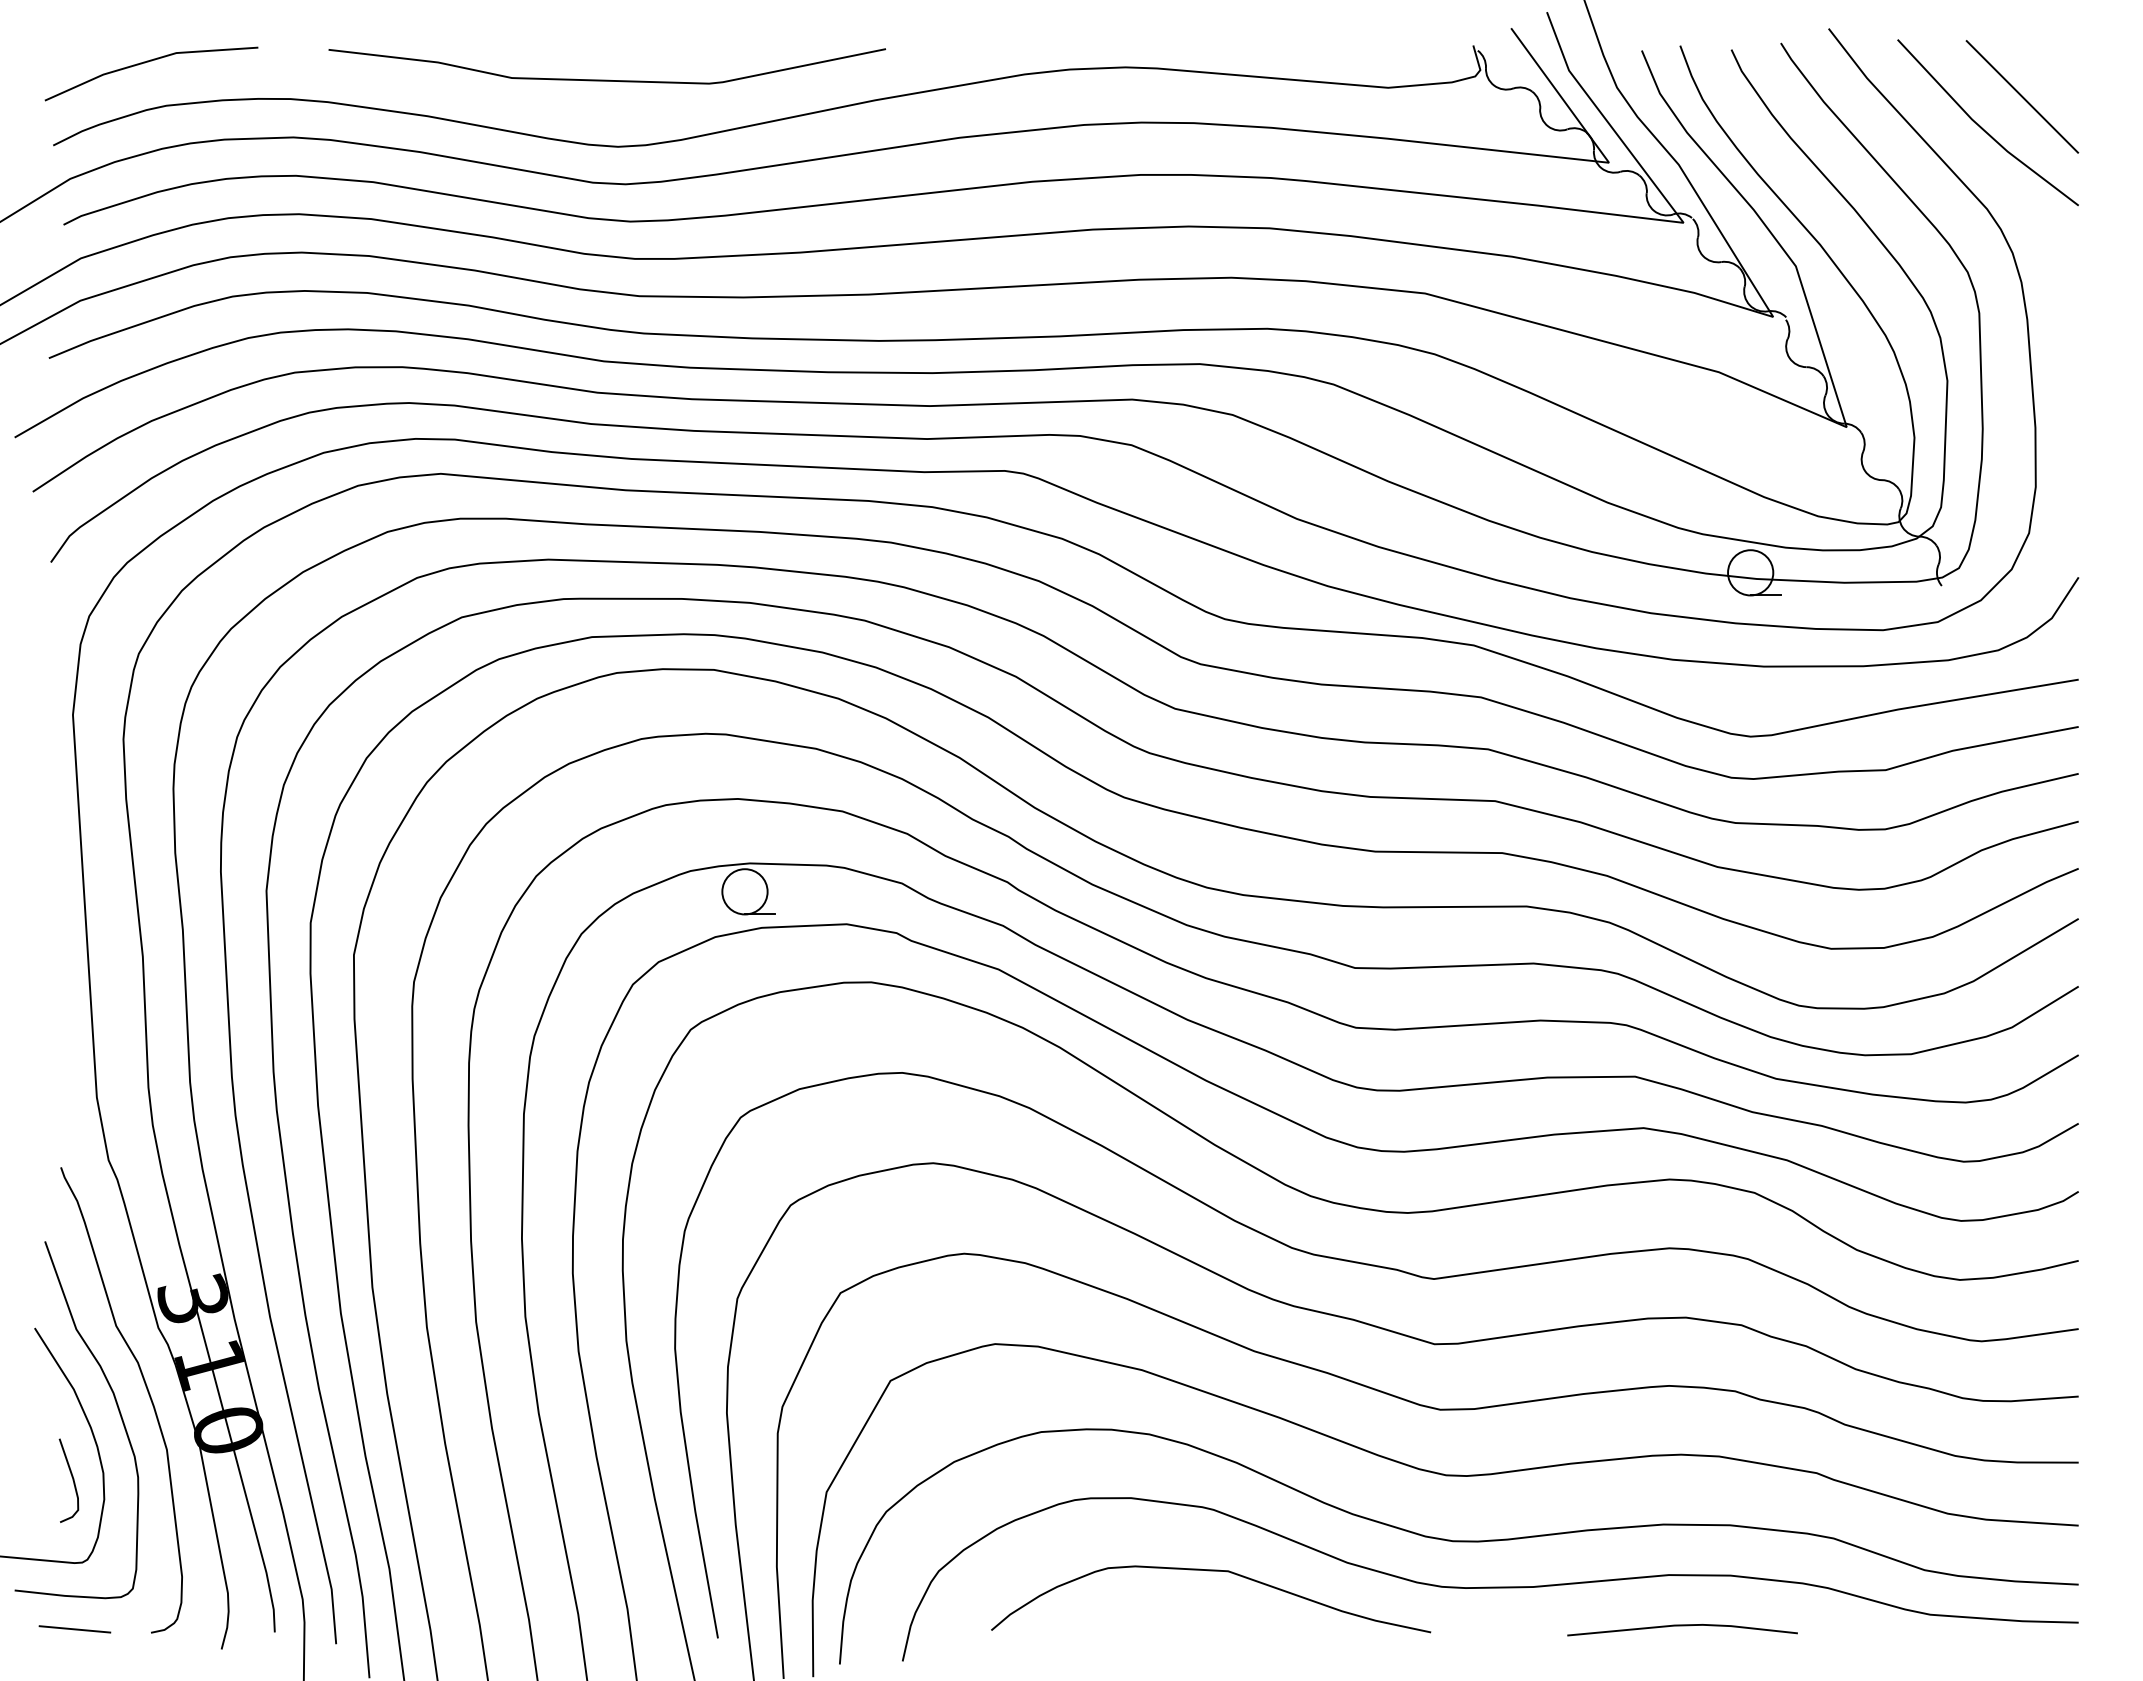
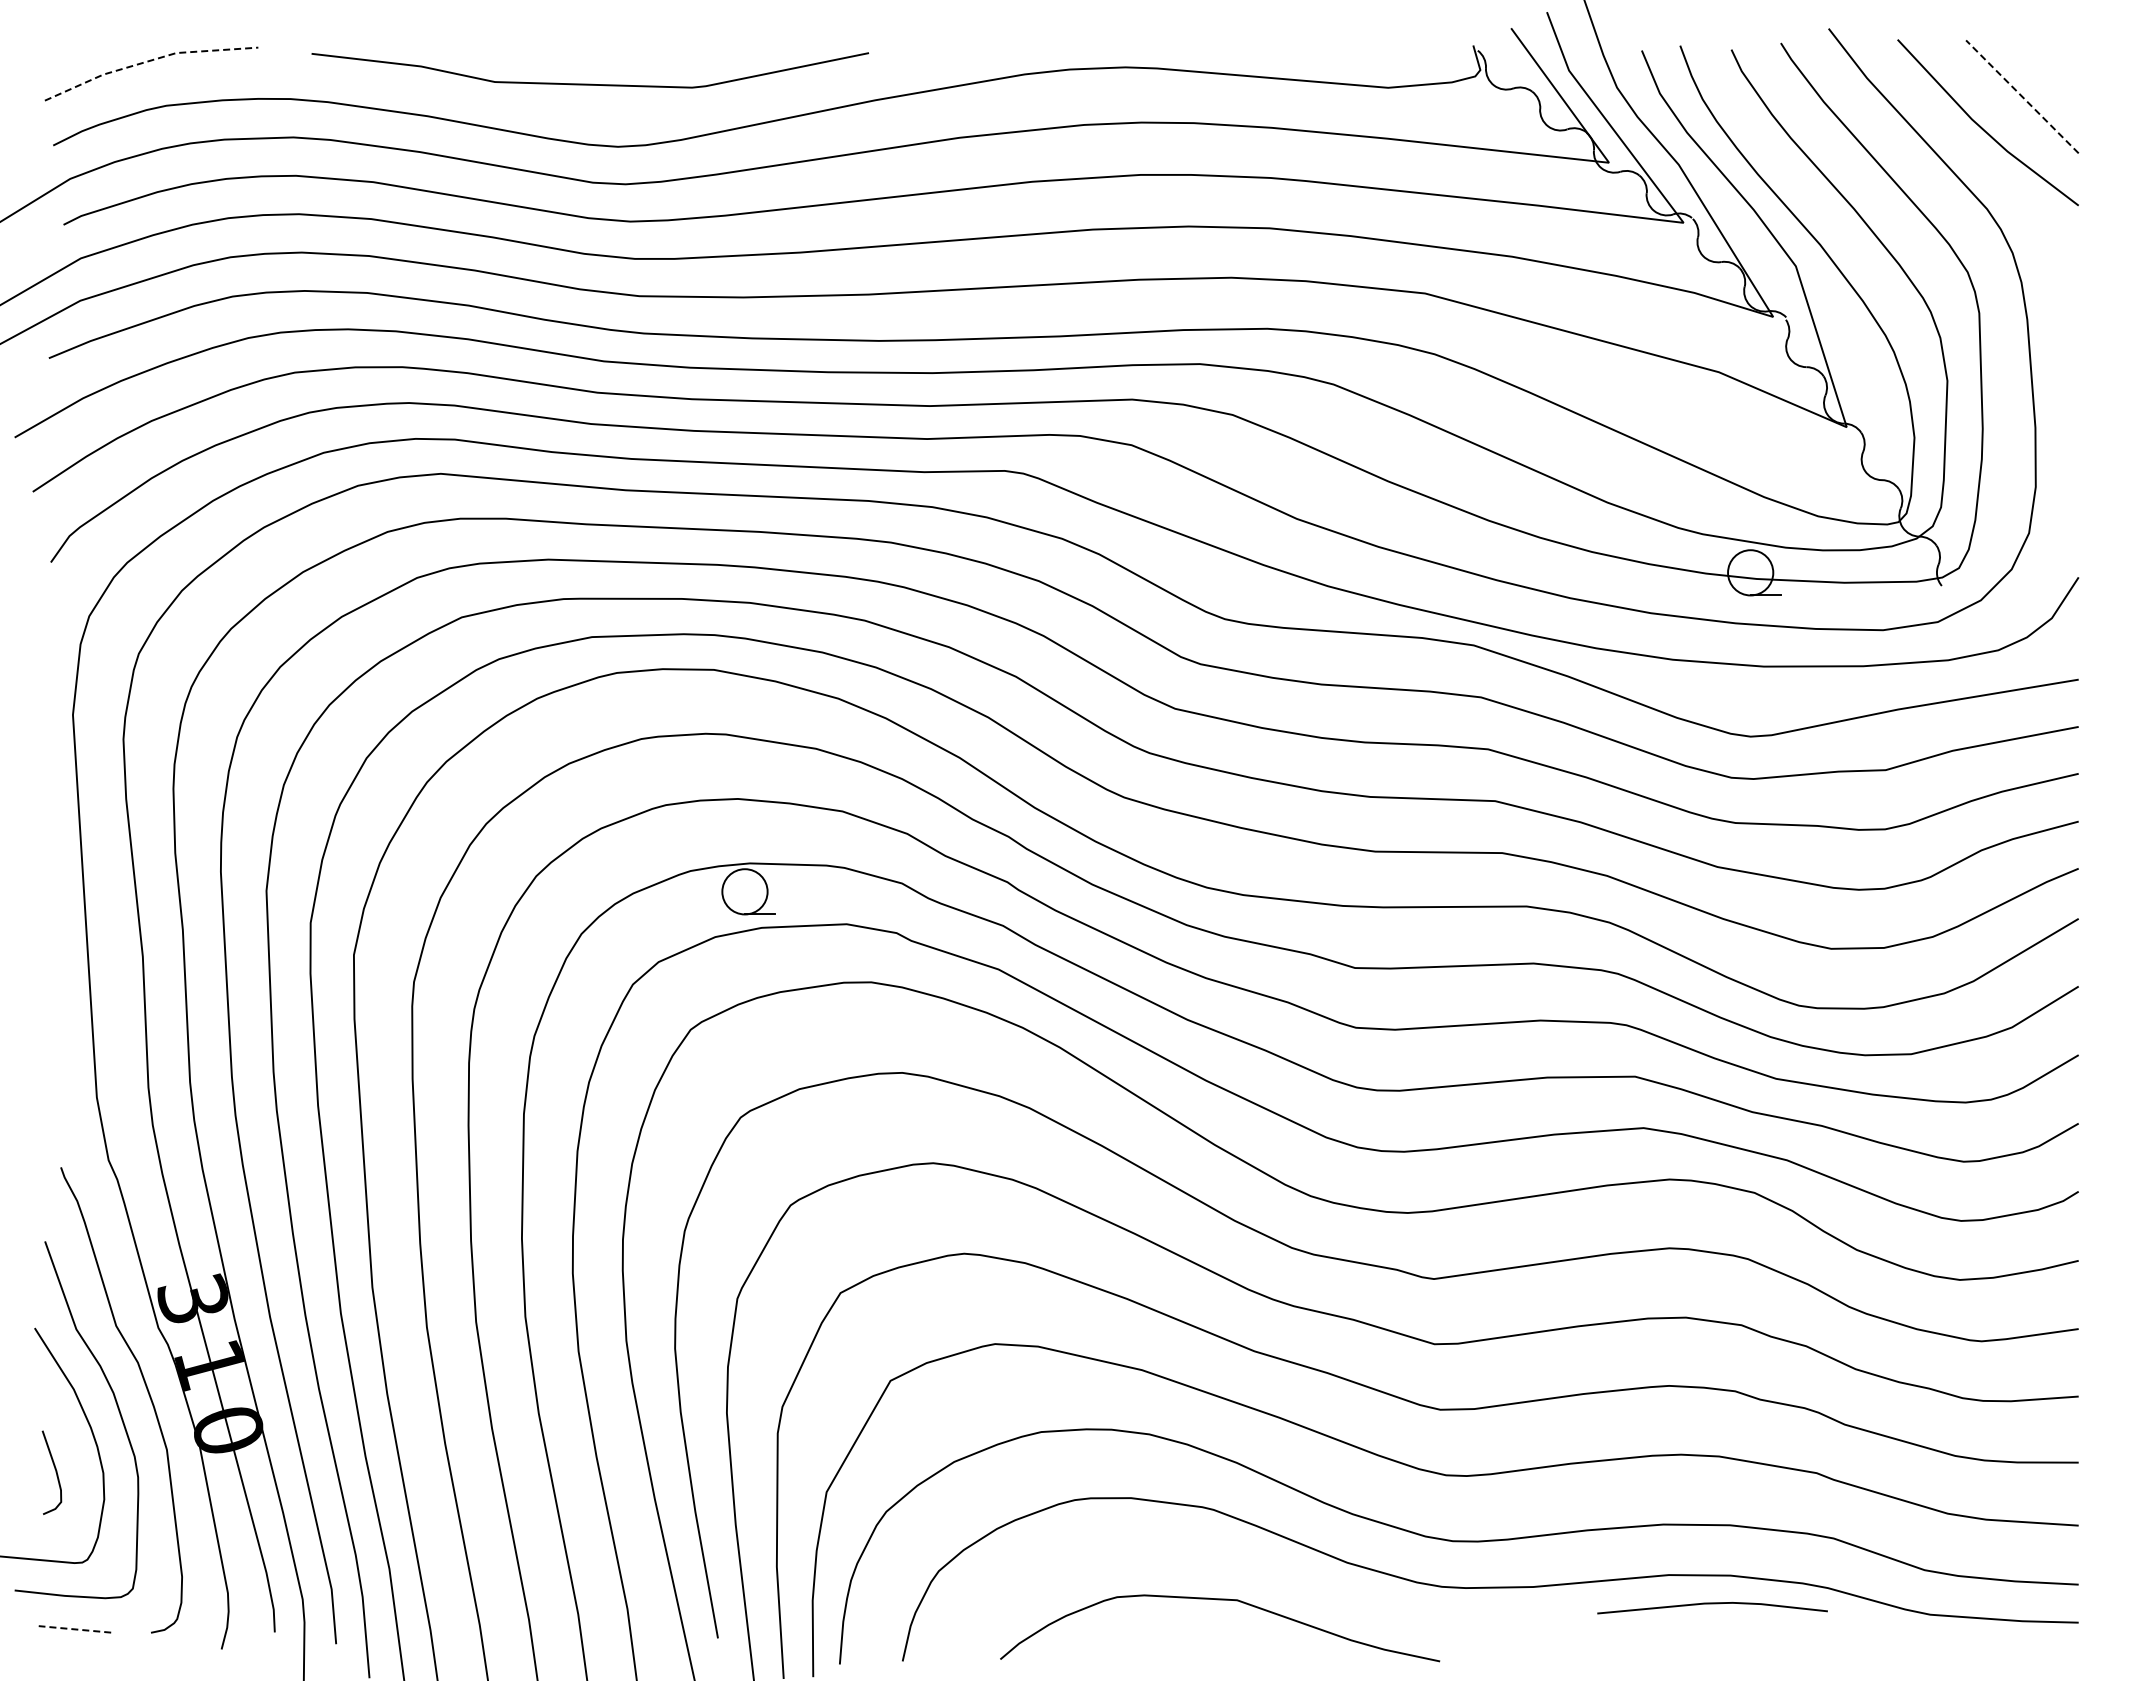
line: solid -> dashed (148, 61)
curve position: (606, 79) -> (589, 83) (589, 83)
line: solid -> dashed (2022, 96)
curve position: (72, 1480) -> (55, 1472) (55, 1472)
curve position: (1211, 1571) -> (1220, 1600) (1220, 1600)
line position: (1682, 1626) -> (1712, 1604) (1712, 1604)
line: solid -> dashed (74, 1629)
